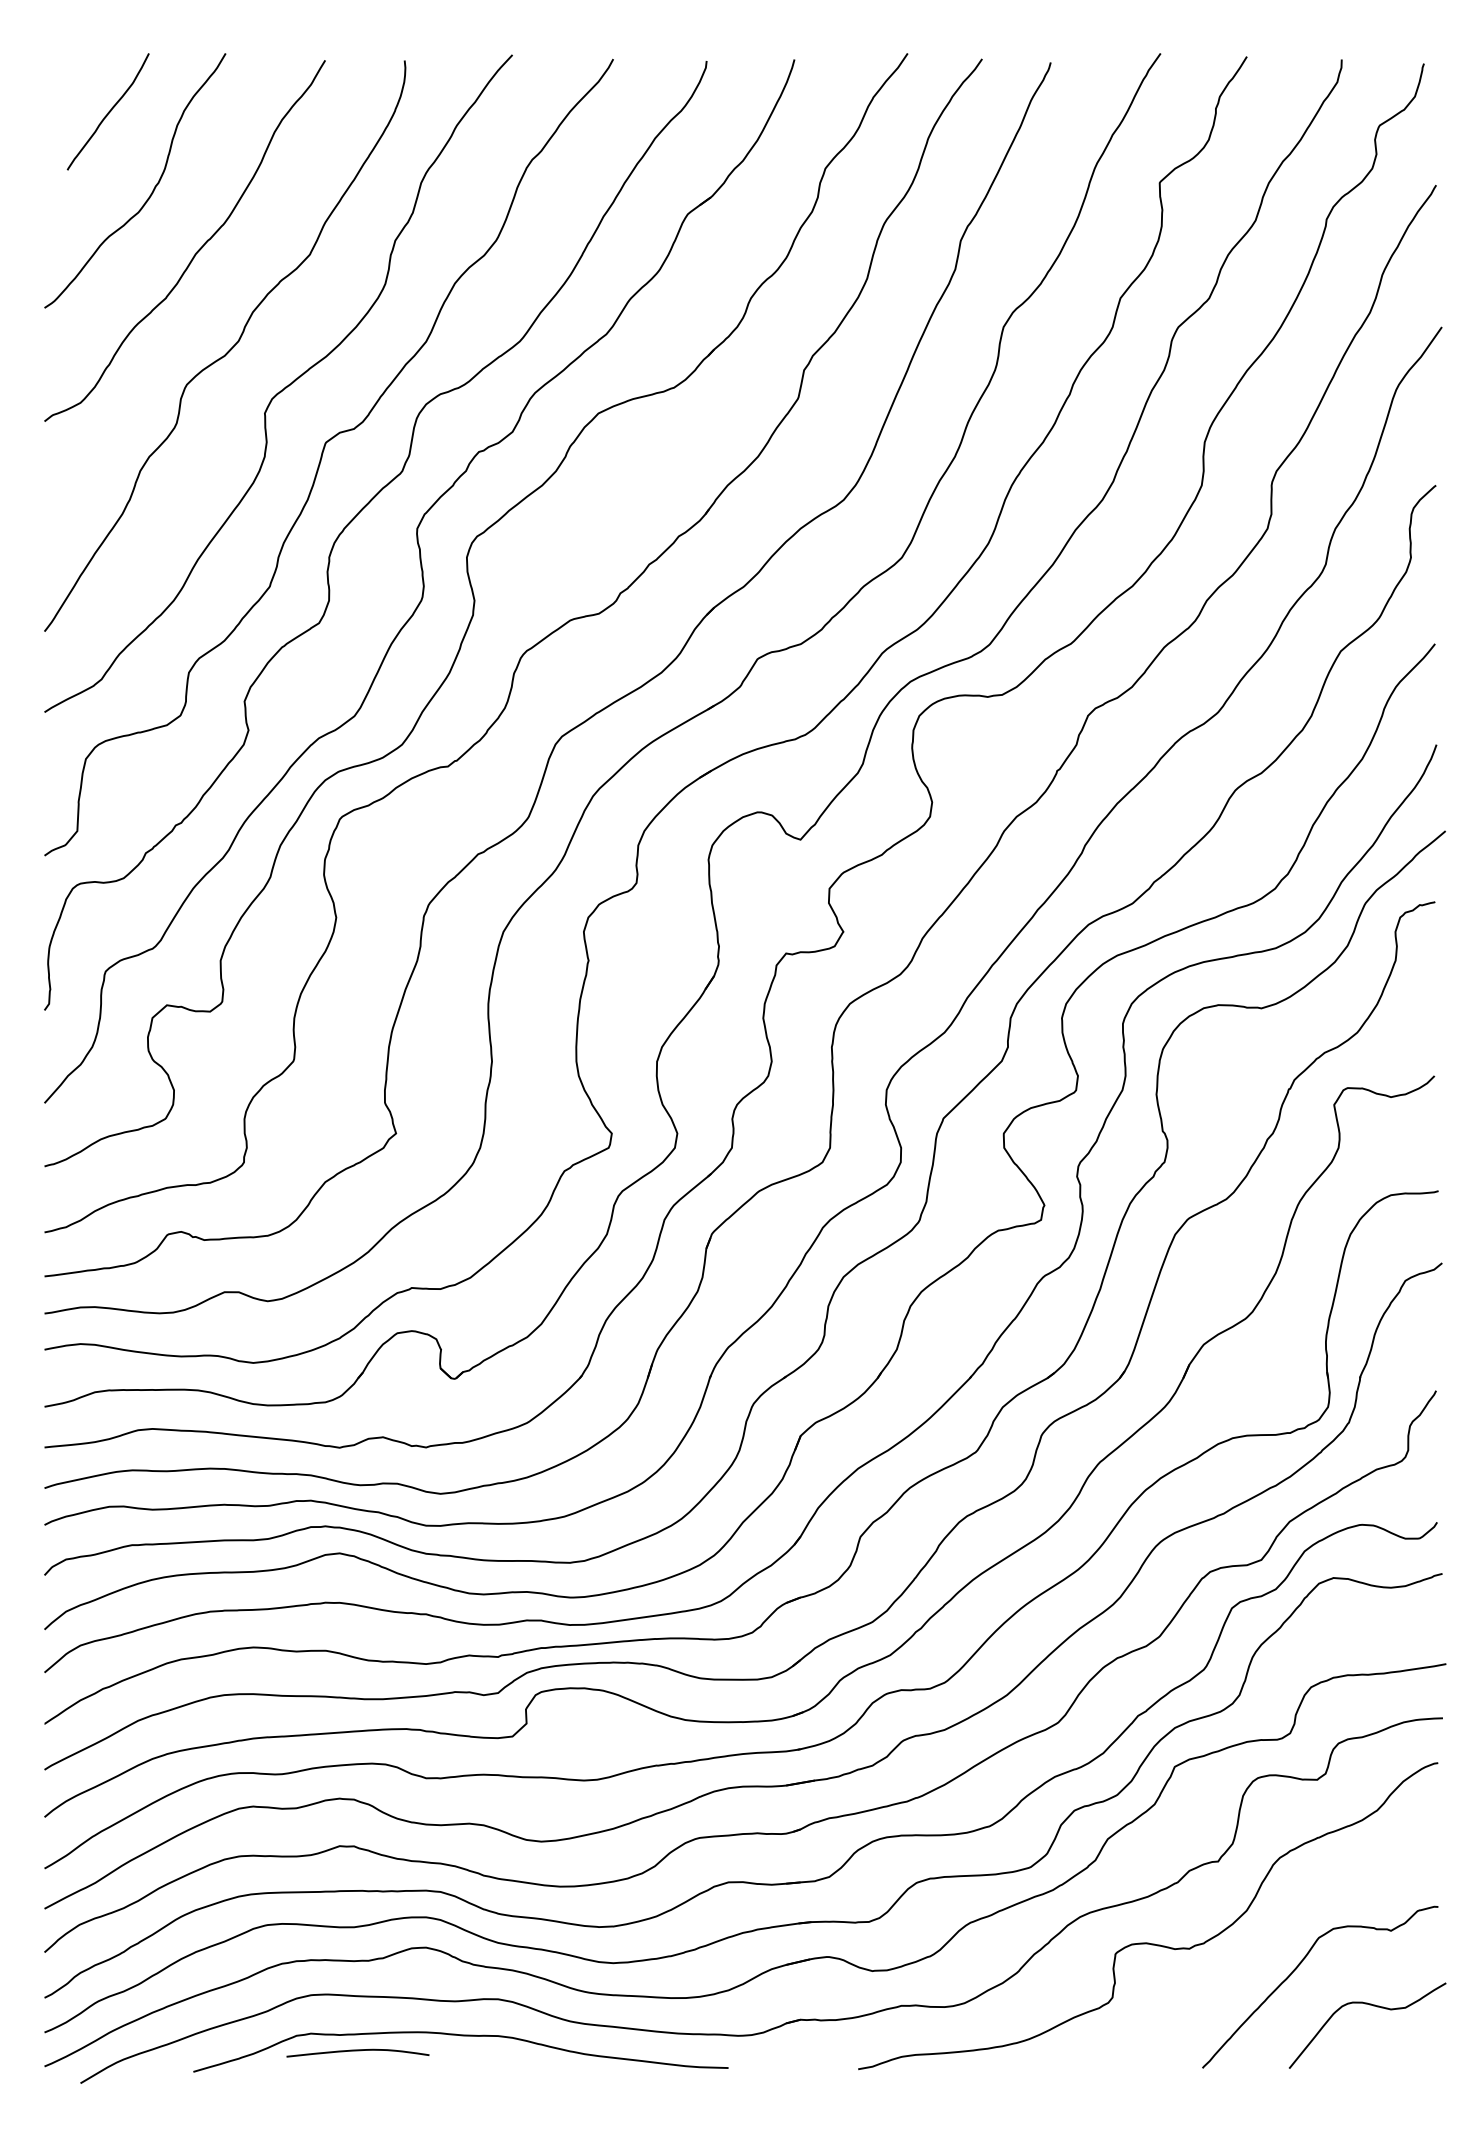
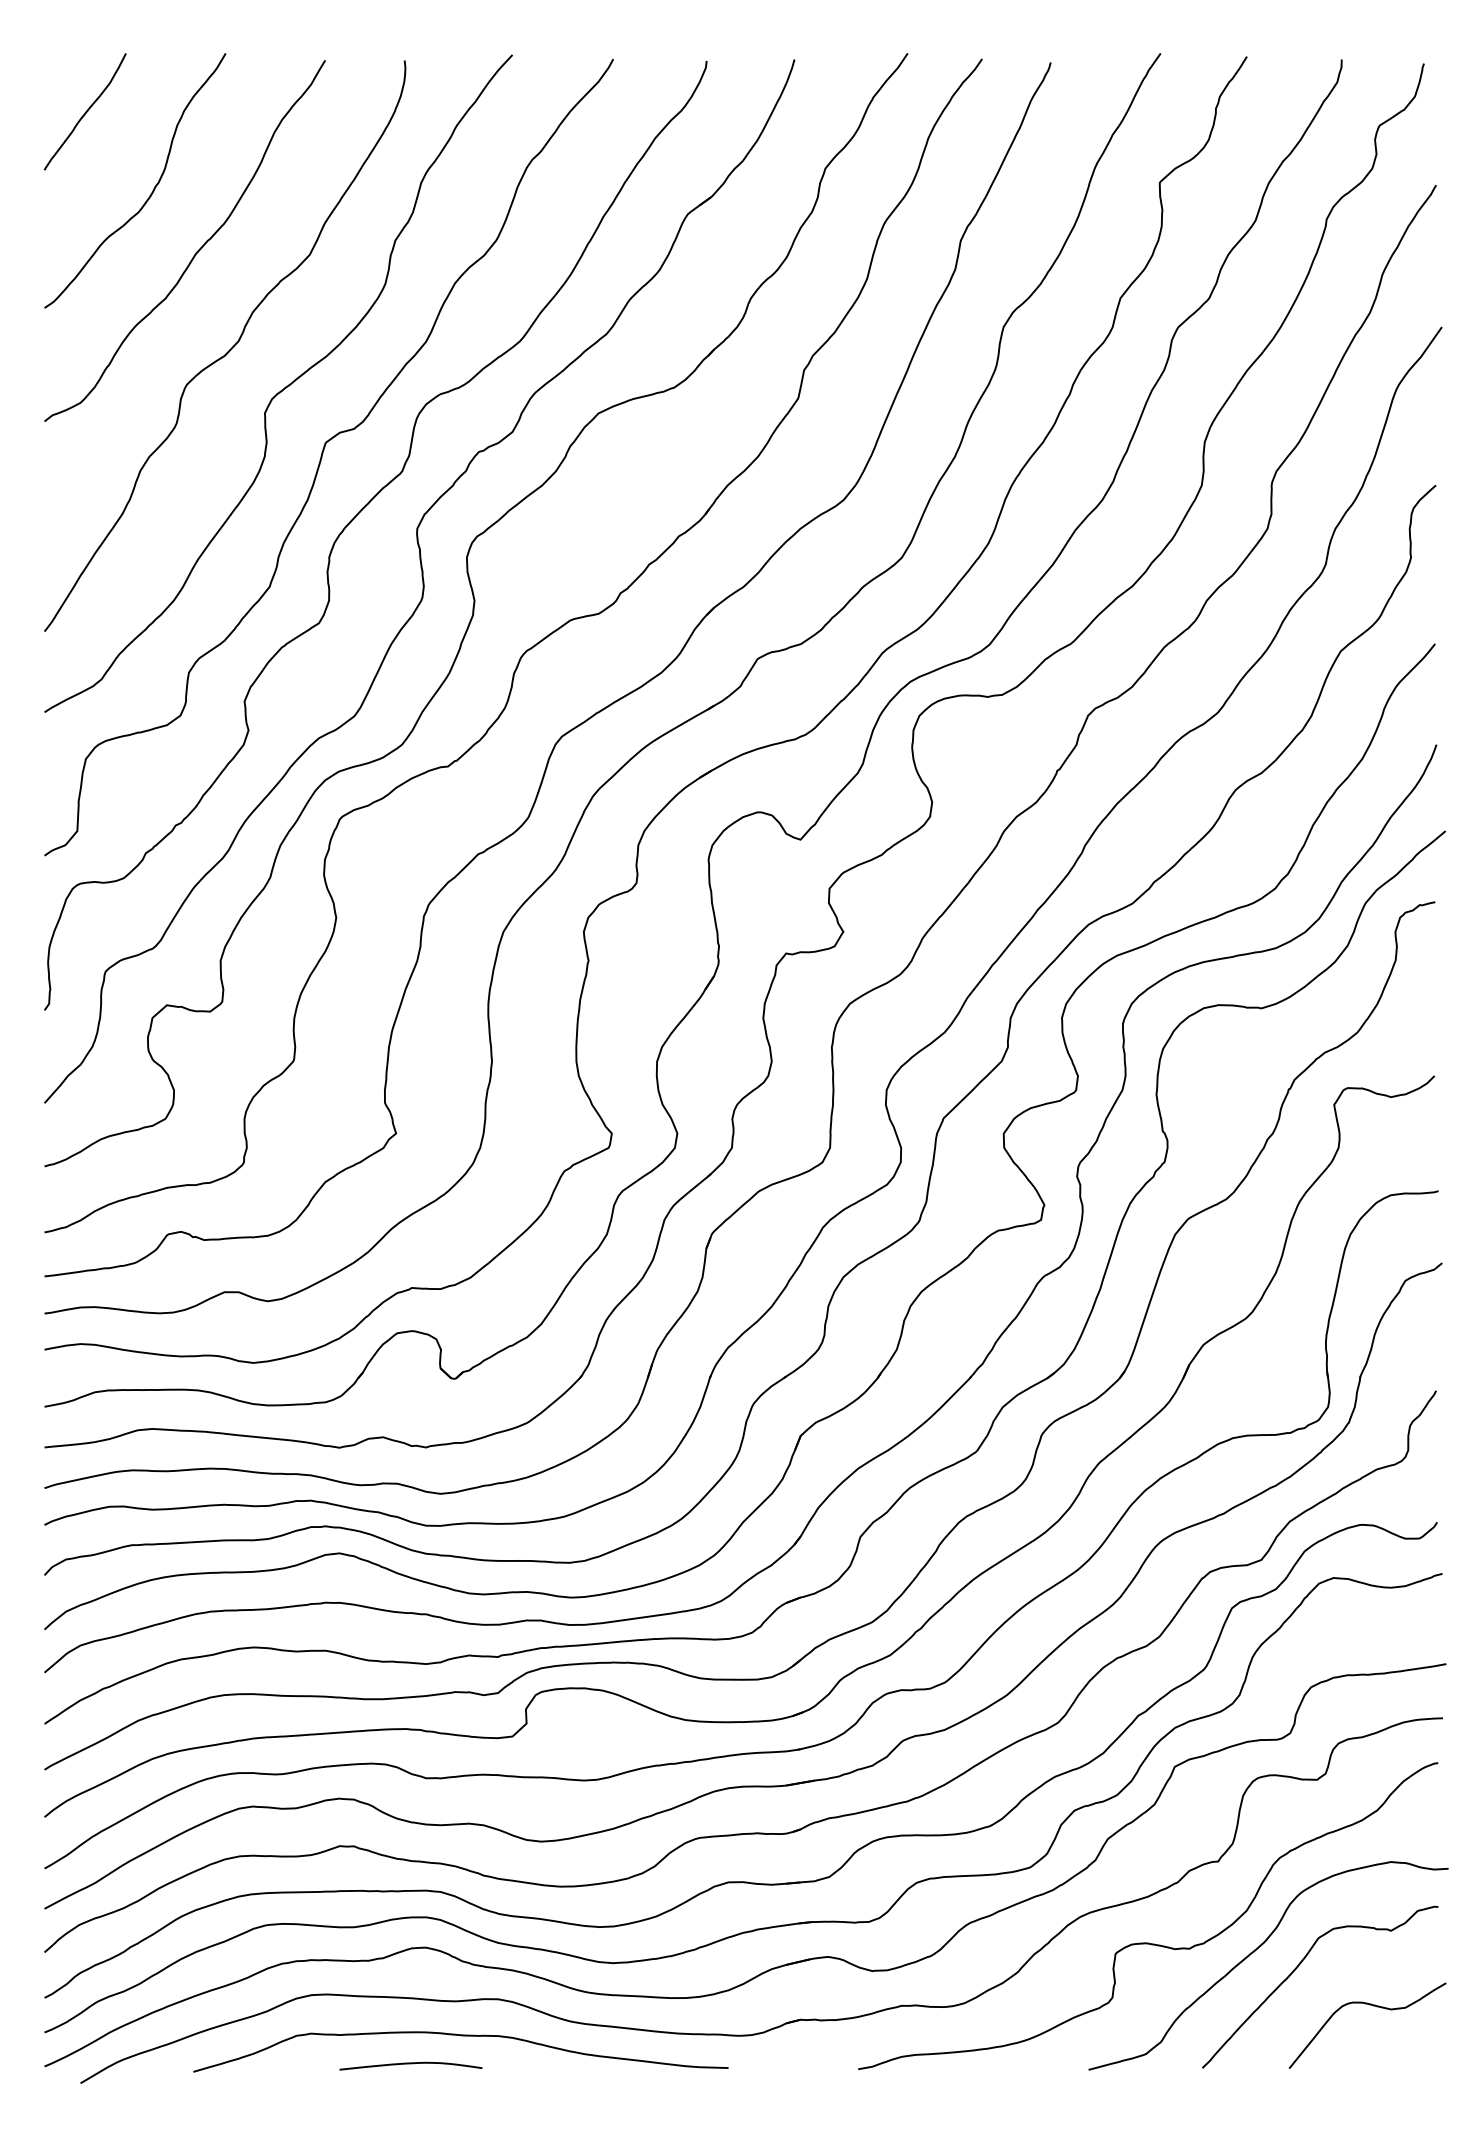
curve position: (108, 111) -> (85, 111) (85, 111)
curve: none -> present (1255, 1951)
curve position: (357, 2051) -> (410, 2064) (410, 2064)
